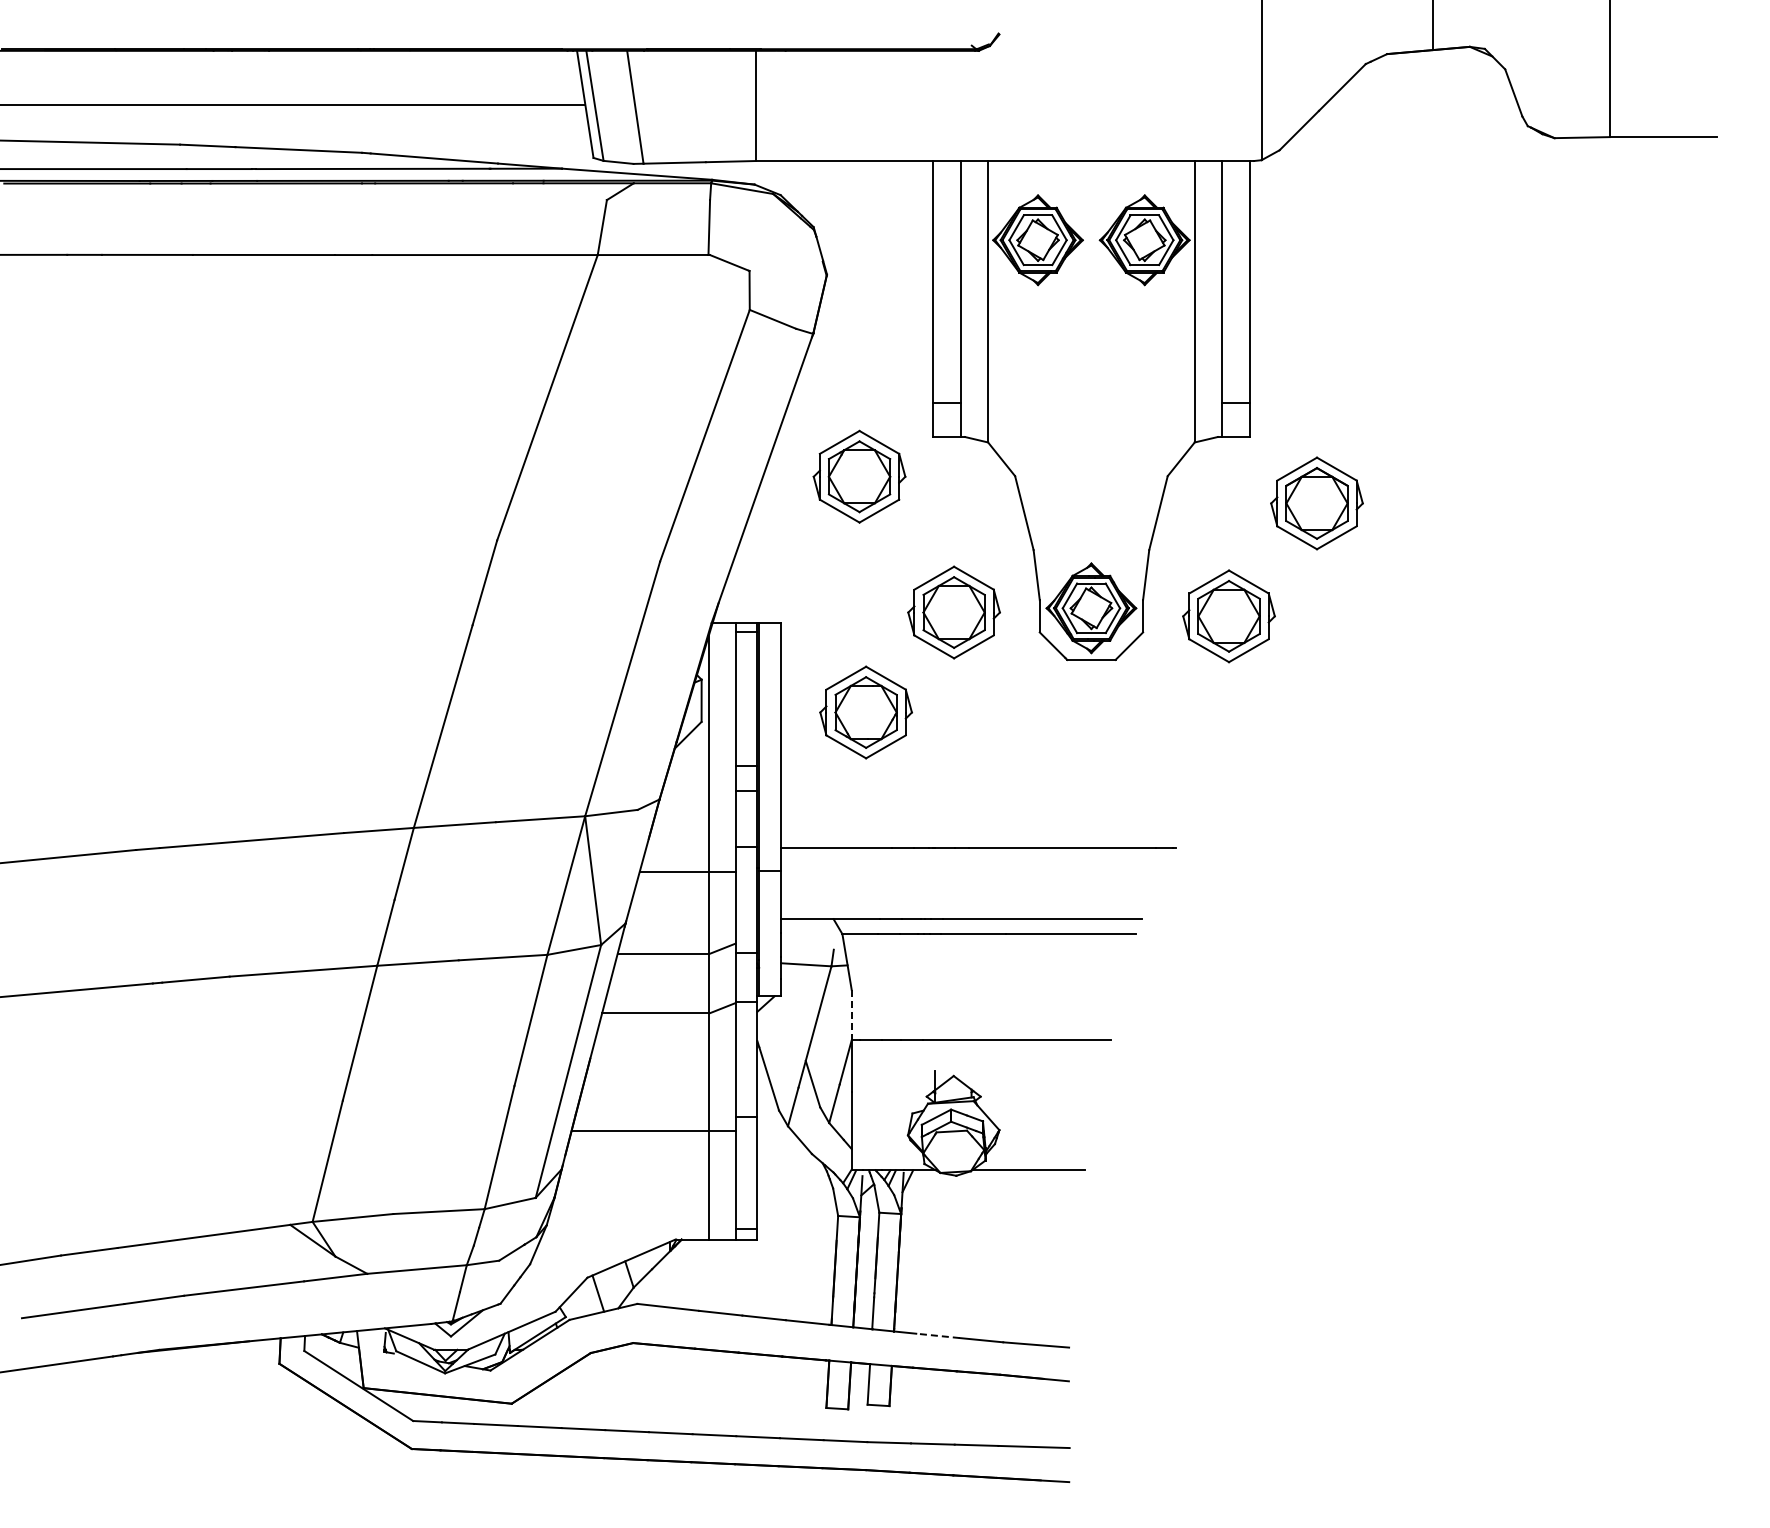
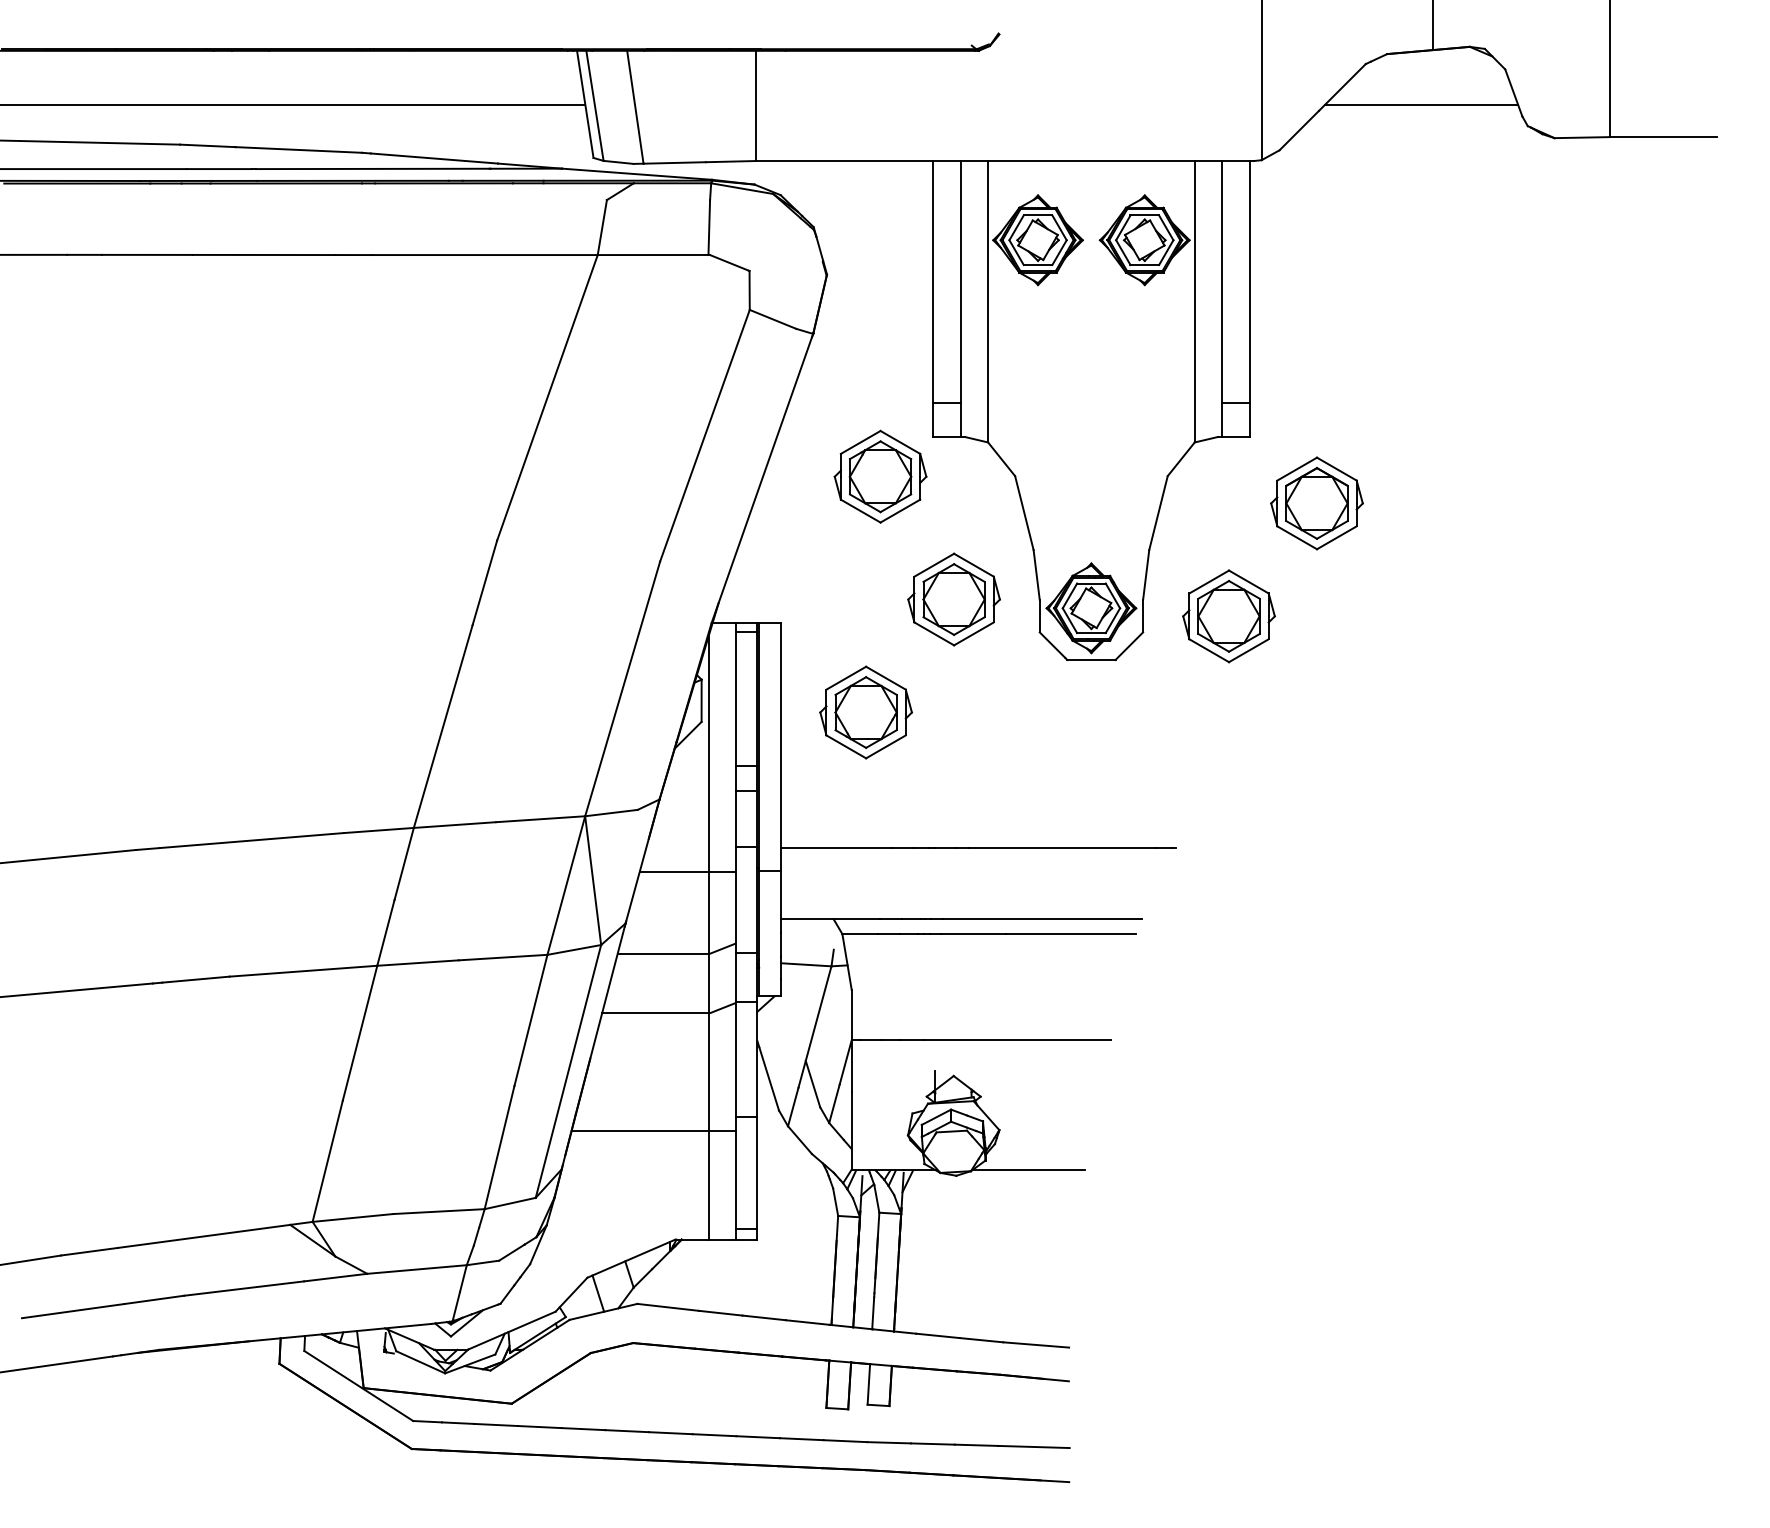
line: none -> present (1421, 104)
part position: (859, 476) -> (880, 476) (880, 476)
part position: (953, 612) -> (953, 599) (953, 599)
line: dashed -> solid (851, 1015)
line: dashed -> solid (938, 1335)
